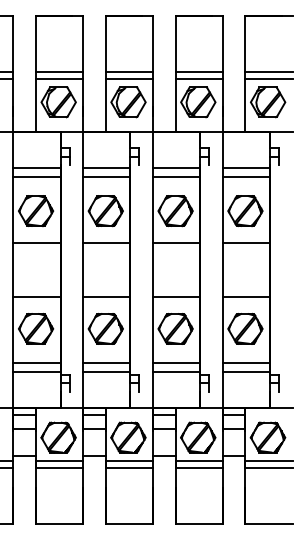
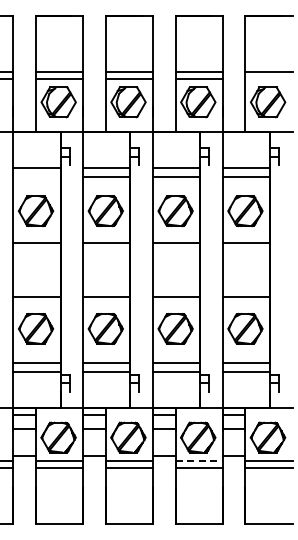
line: present -> none (268, 78)
line: present -> none (36, 176)
line: solid -> dashed (199, 461)
